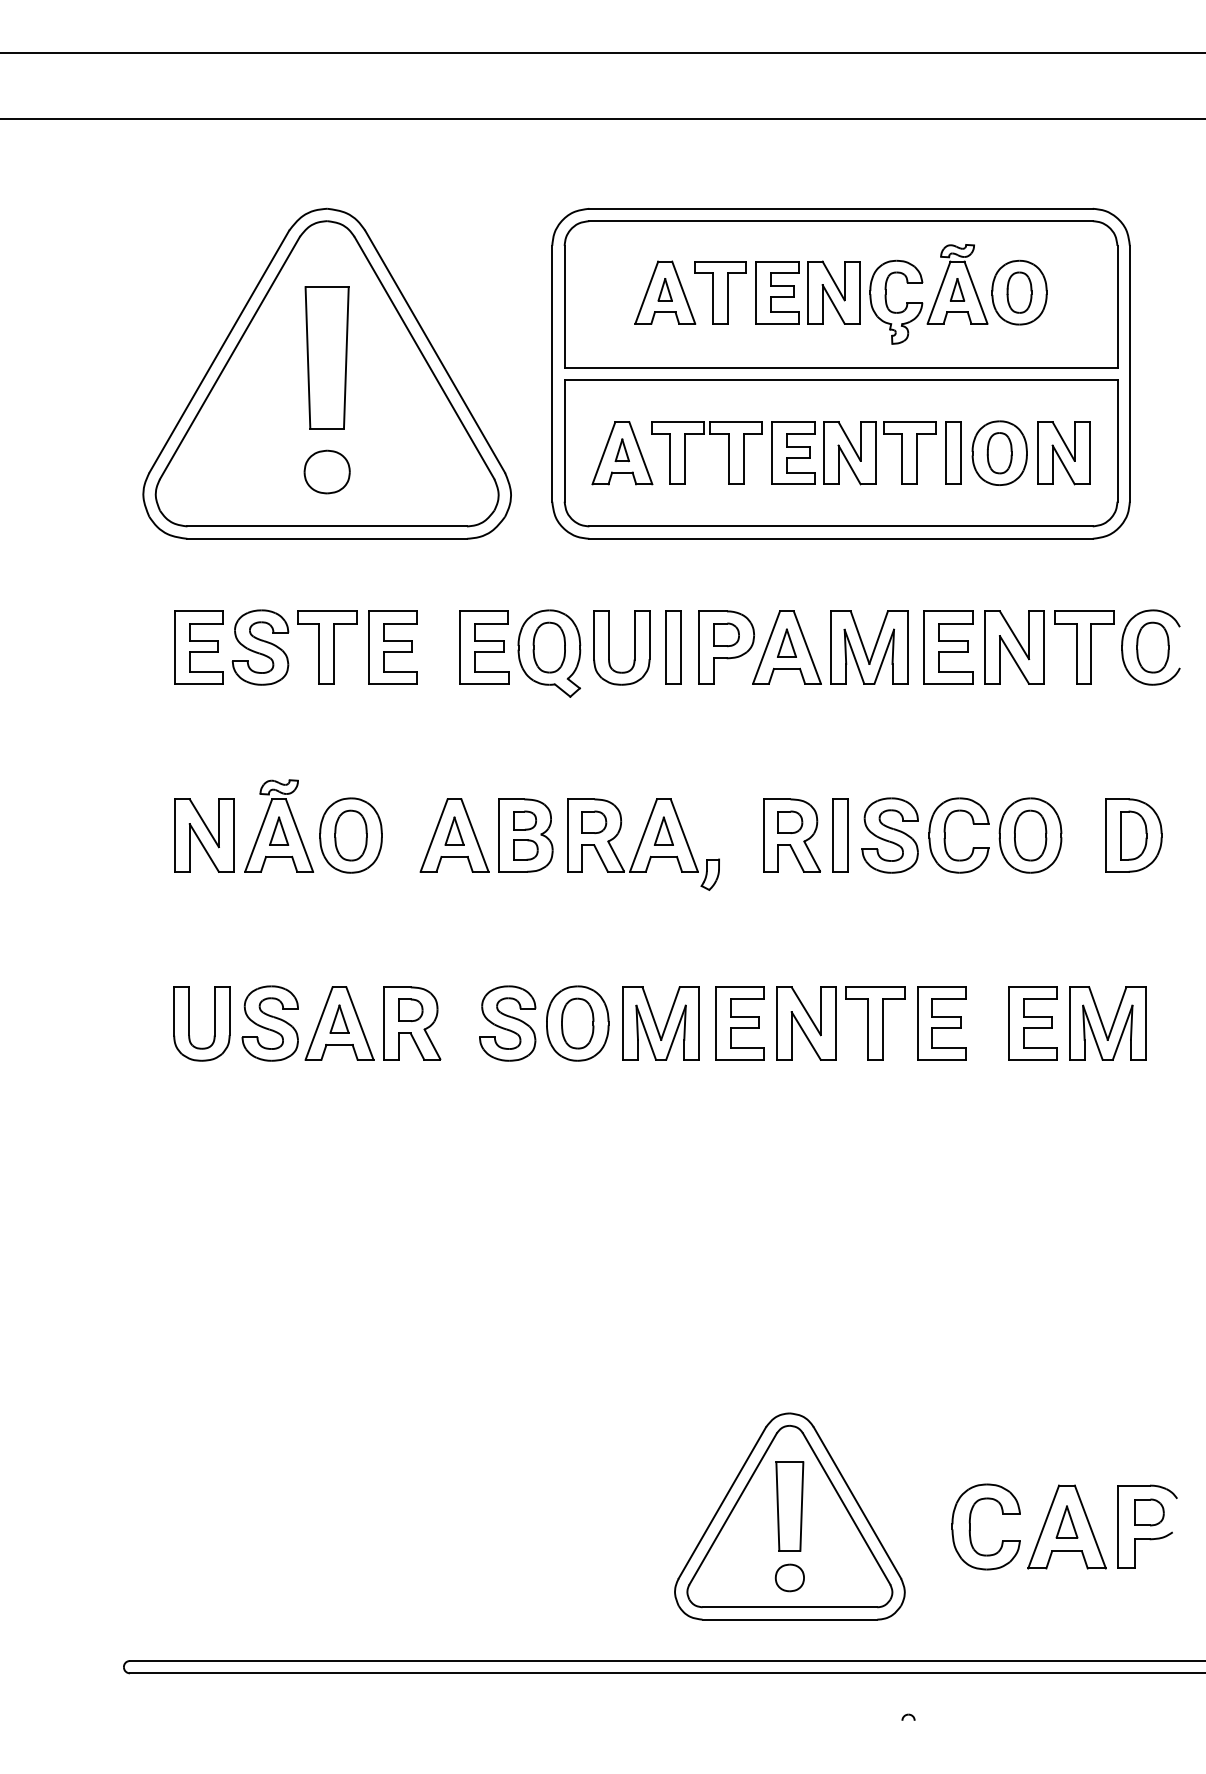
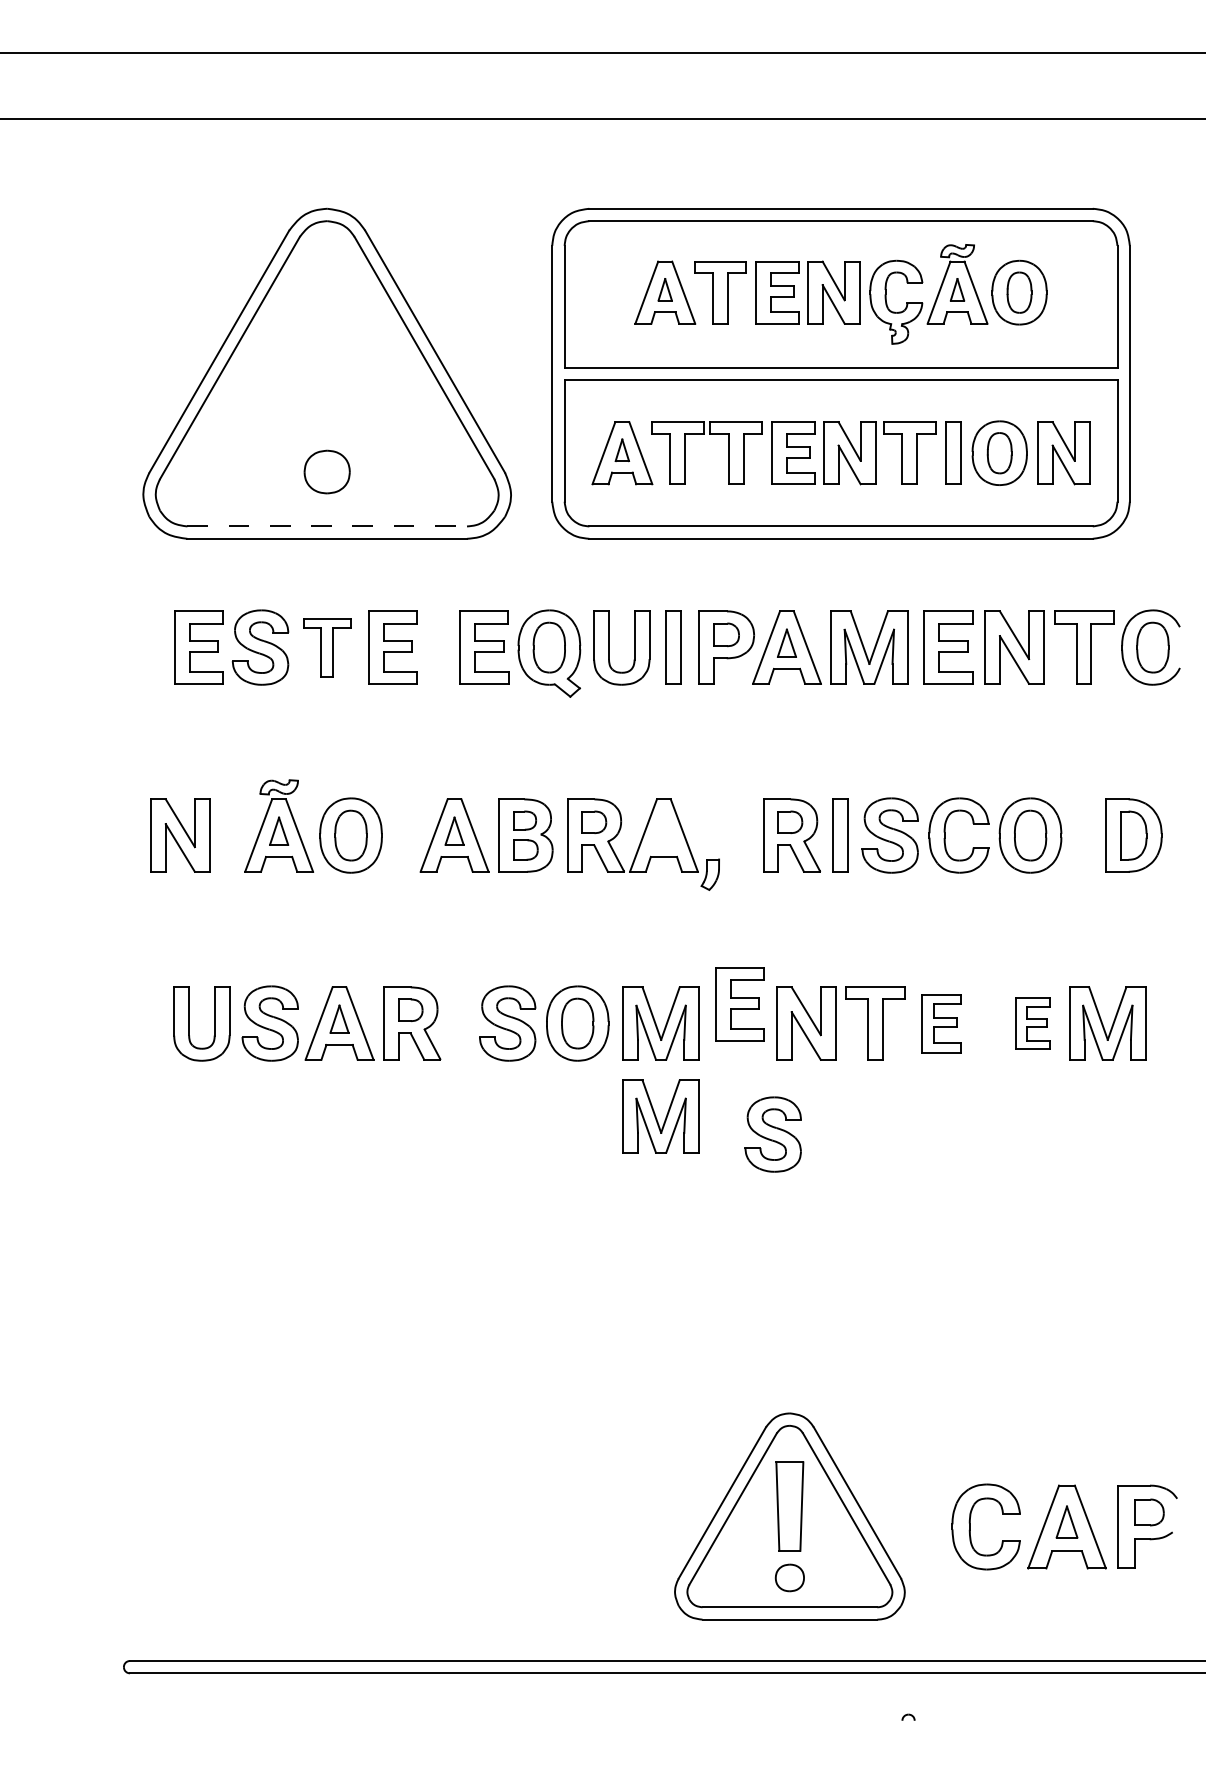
part: present -> none (326, 357)
line: solid -> dashed (327, 526)
part size: 61x75 px -> 49x60 px (327, 647)
part: present -> none (663, 830)
part position: (204, 835) -> (180, 835) (180, 835)
part position: (739, 1023) -> (739, 1004) (739, 1004)
part size: 50x75 px -> 41x60 px (941, 1023)
part size: 50x75 px -> 36x53 px (1032, 1023)
part: none -> present (660, 1116)
part: none -> present (772, 1134)
